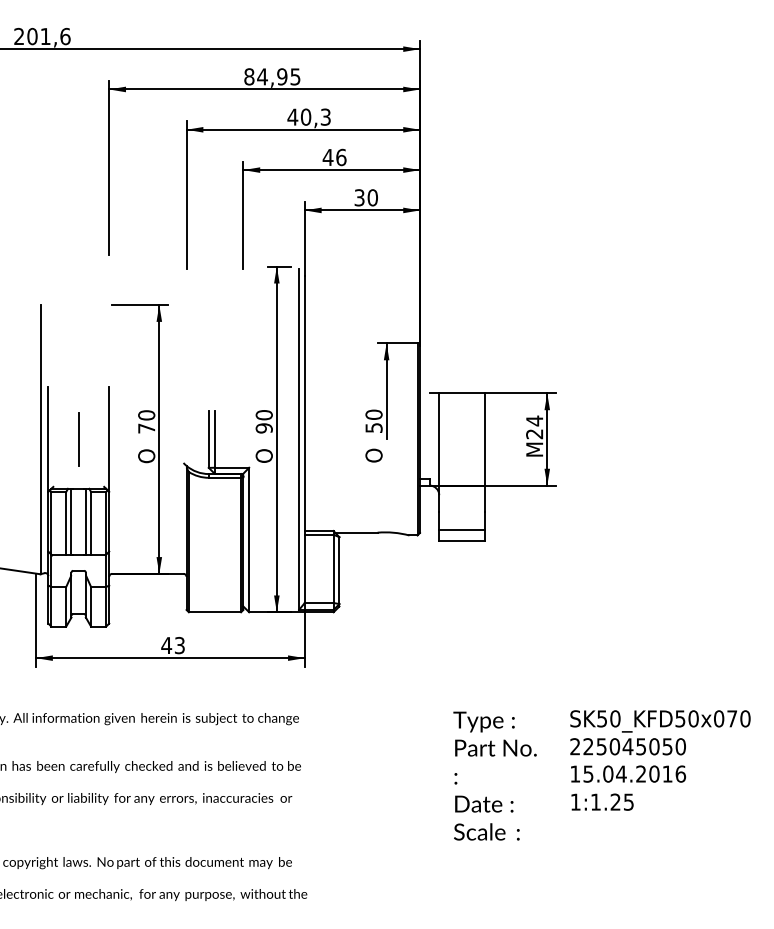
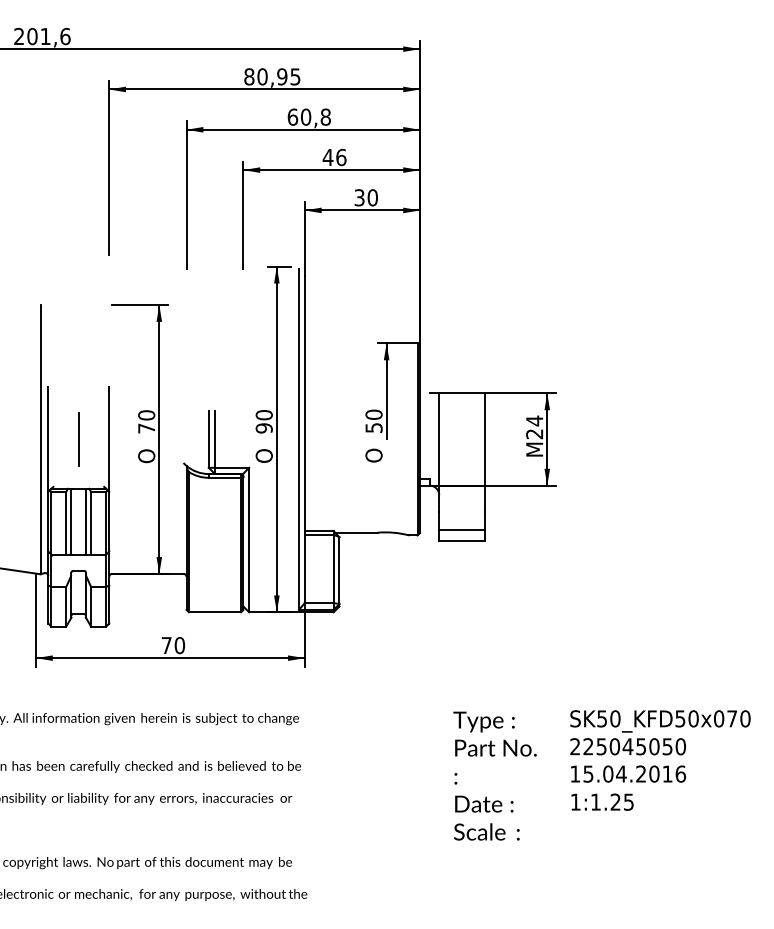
text: 84,95 -> 80,95 (262, 76)
text: 40,3 -> 60,8 (308, 116)
text: 43 -> 70 (173, 645)
